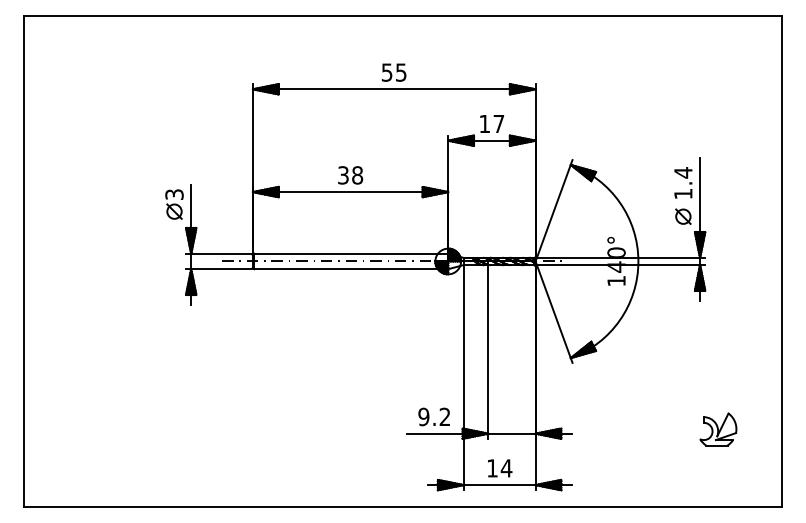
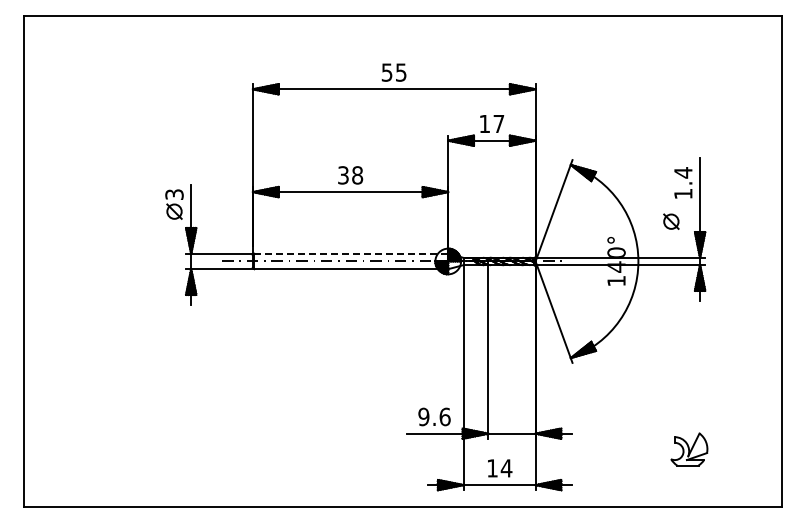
part position: (683, 216) -> (671, 221) (671, 221)
line: solid -> dashed (351, 253)
text: 9.2 -> 9.6 (444, 416)
part position: (718, 429) -> (689, 449) (689, 449)
